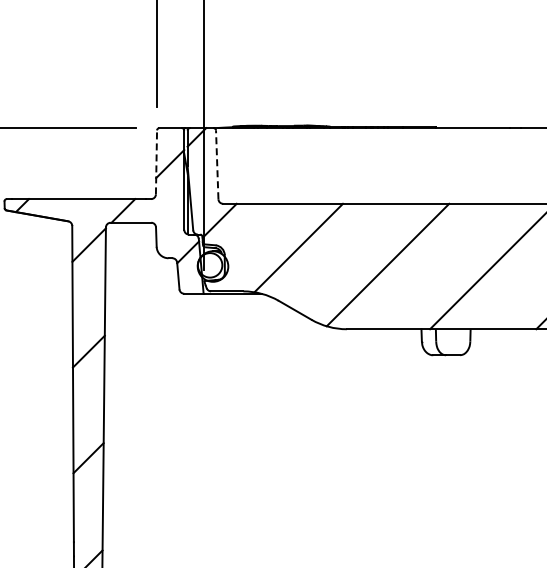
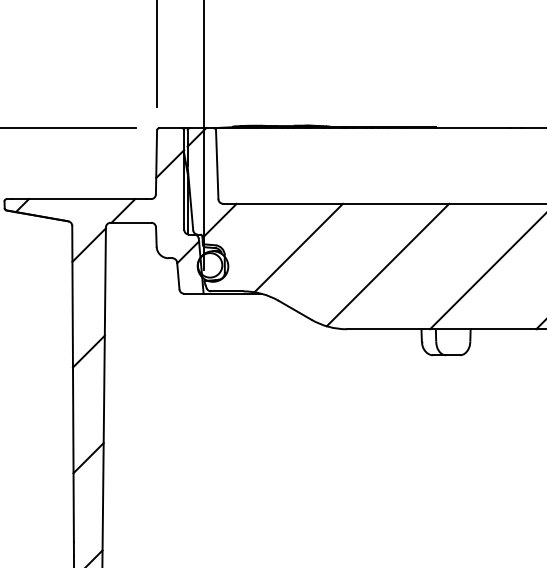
line: dashed -> solid (156, 162)
line: dashed -> solid (217, 164)
